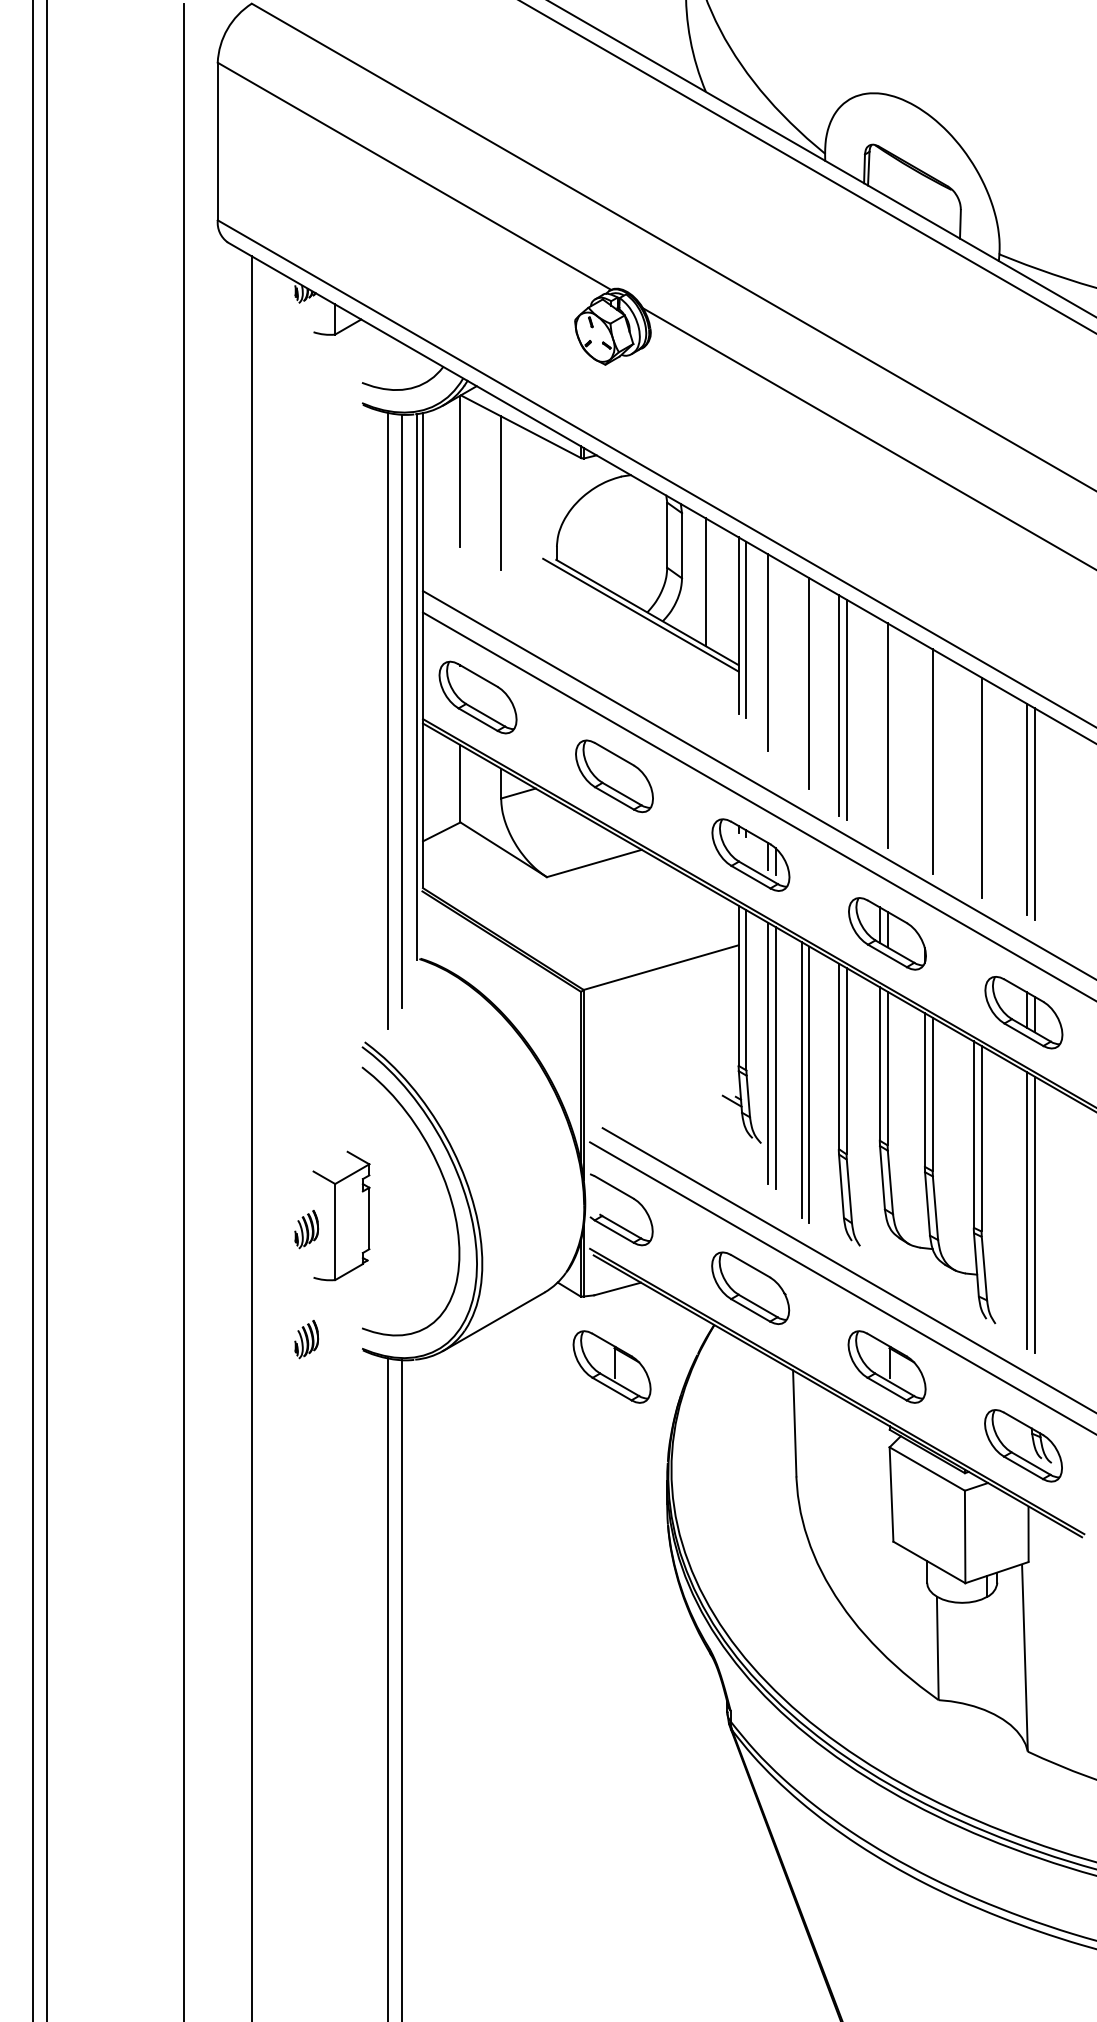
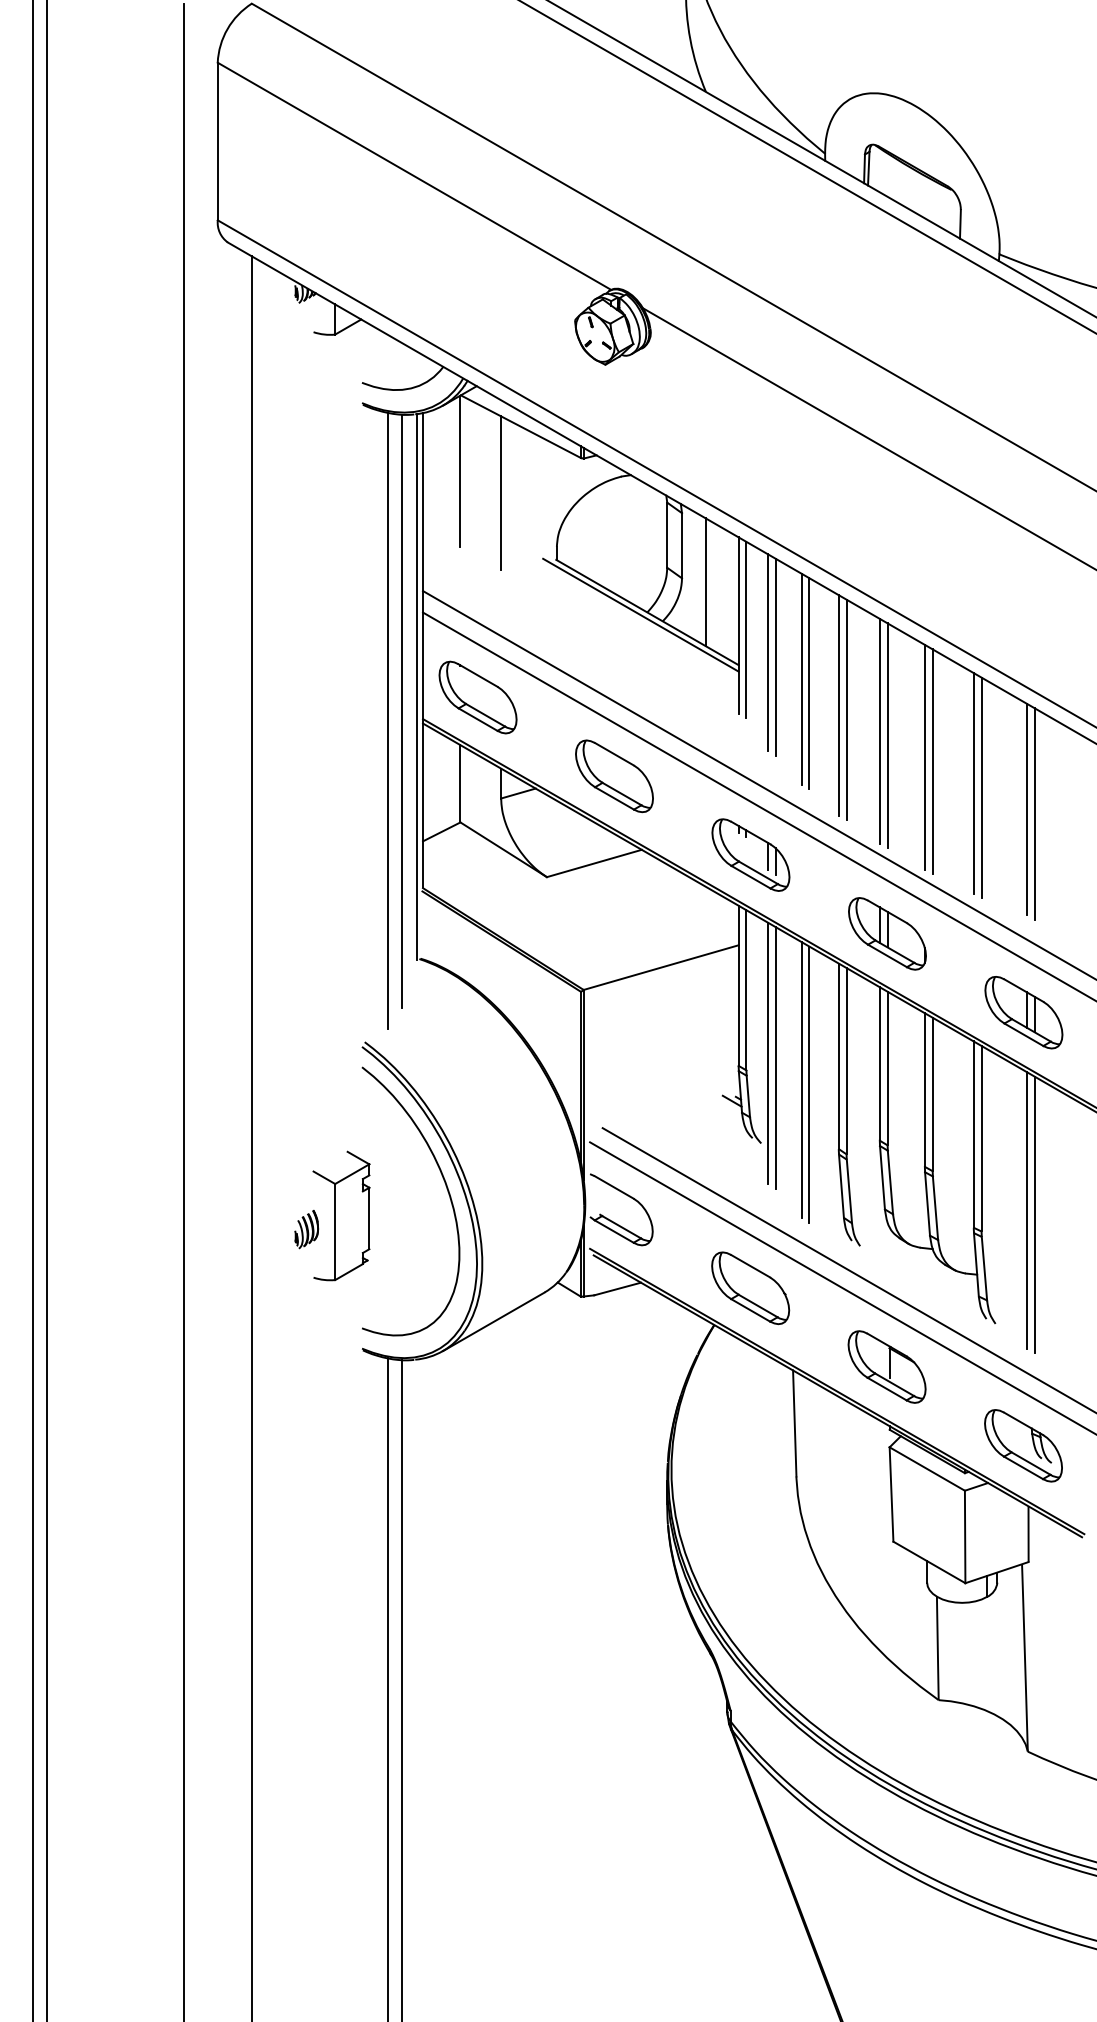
line: none -> present (775, 656)
line: none -> present (801, 678)
line: none -> present (879, 730)
line: none -> present (924, 757)
line: none -> present (973, 783)
part: present -> none (306, 1339)
part: present -> none (611, 1366)
